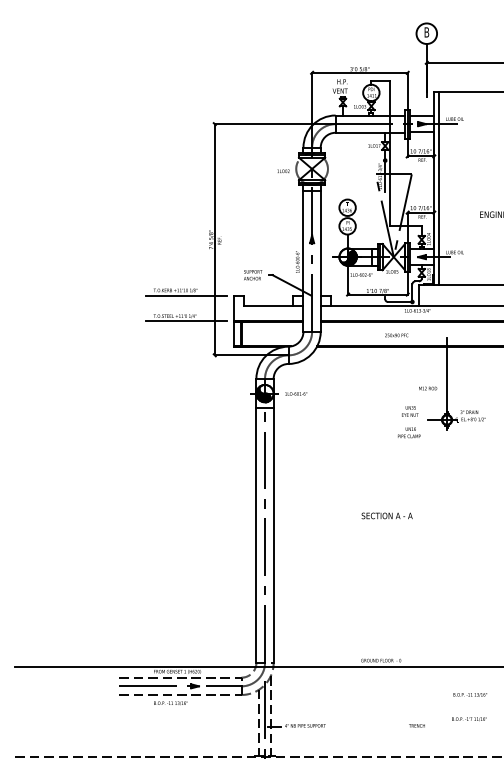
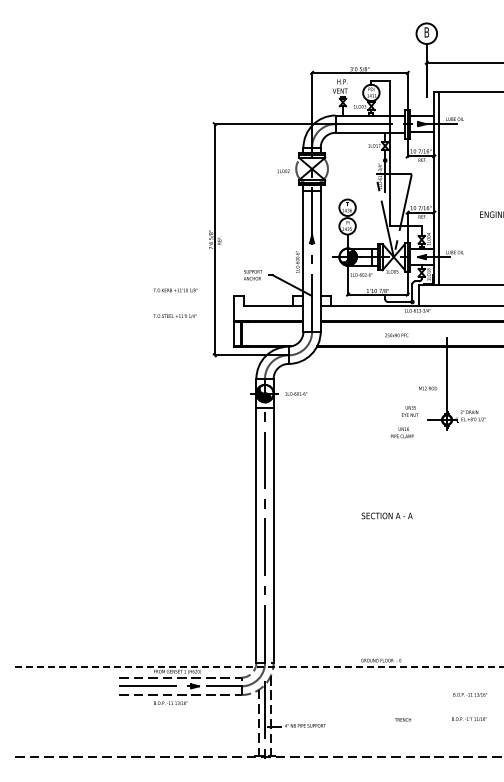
line: present -> none (186, 295)
line: present -> none (186, 321)
text position: (409, 432) -> (402, 432) (402, 432)
line: solid -> dashed (260, 666)
text position: (416, 725) -> (402, 719) (402, 719)
